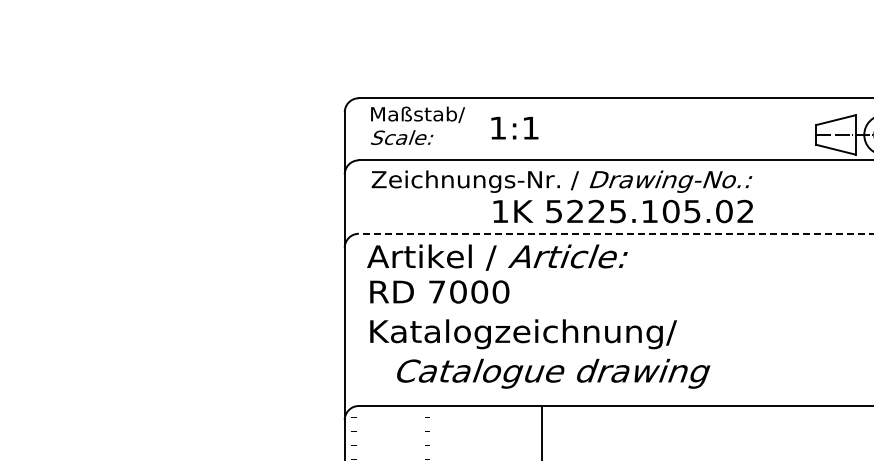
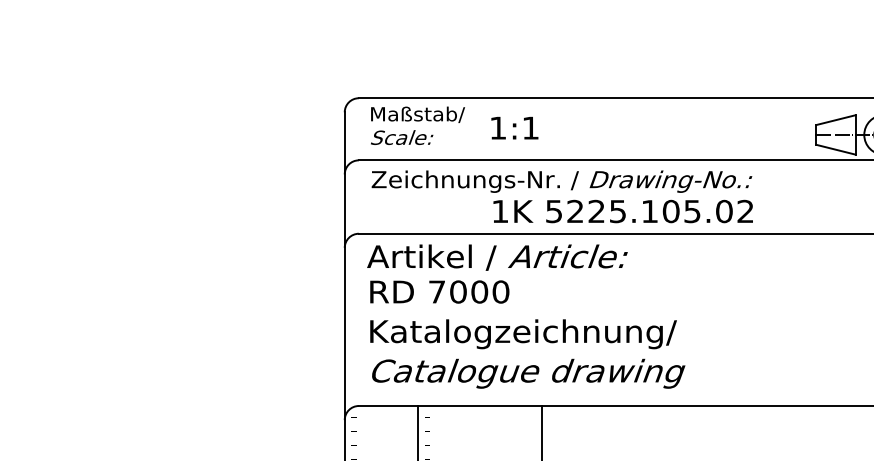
line: dashed -> solid (615, 233)
text position: (553, 373) -> (528, 373) (528, 373)
line: none -> present (418, 431)
